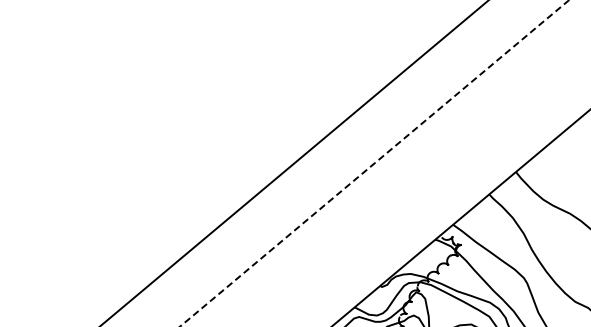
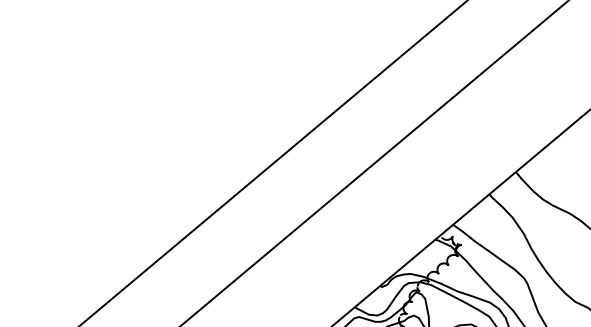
line position: (294, 162) -> (273, 162) (273, 162)
line: dashed -> solid (374, 163)
